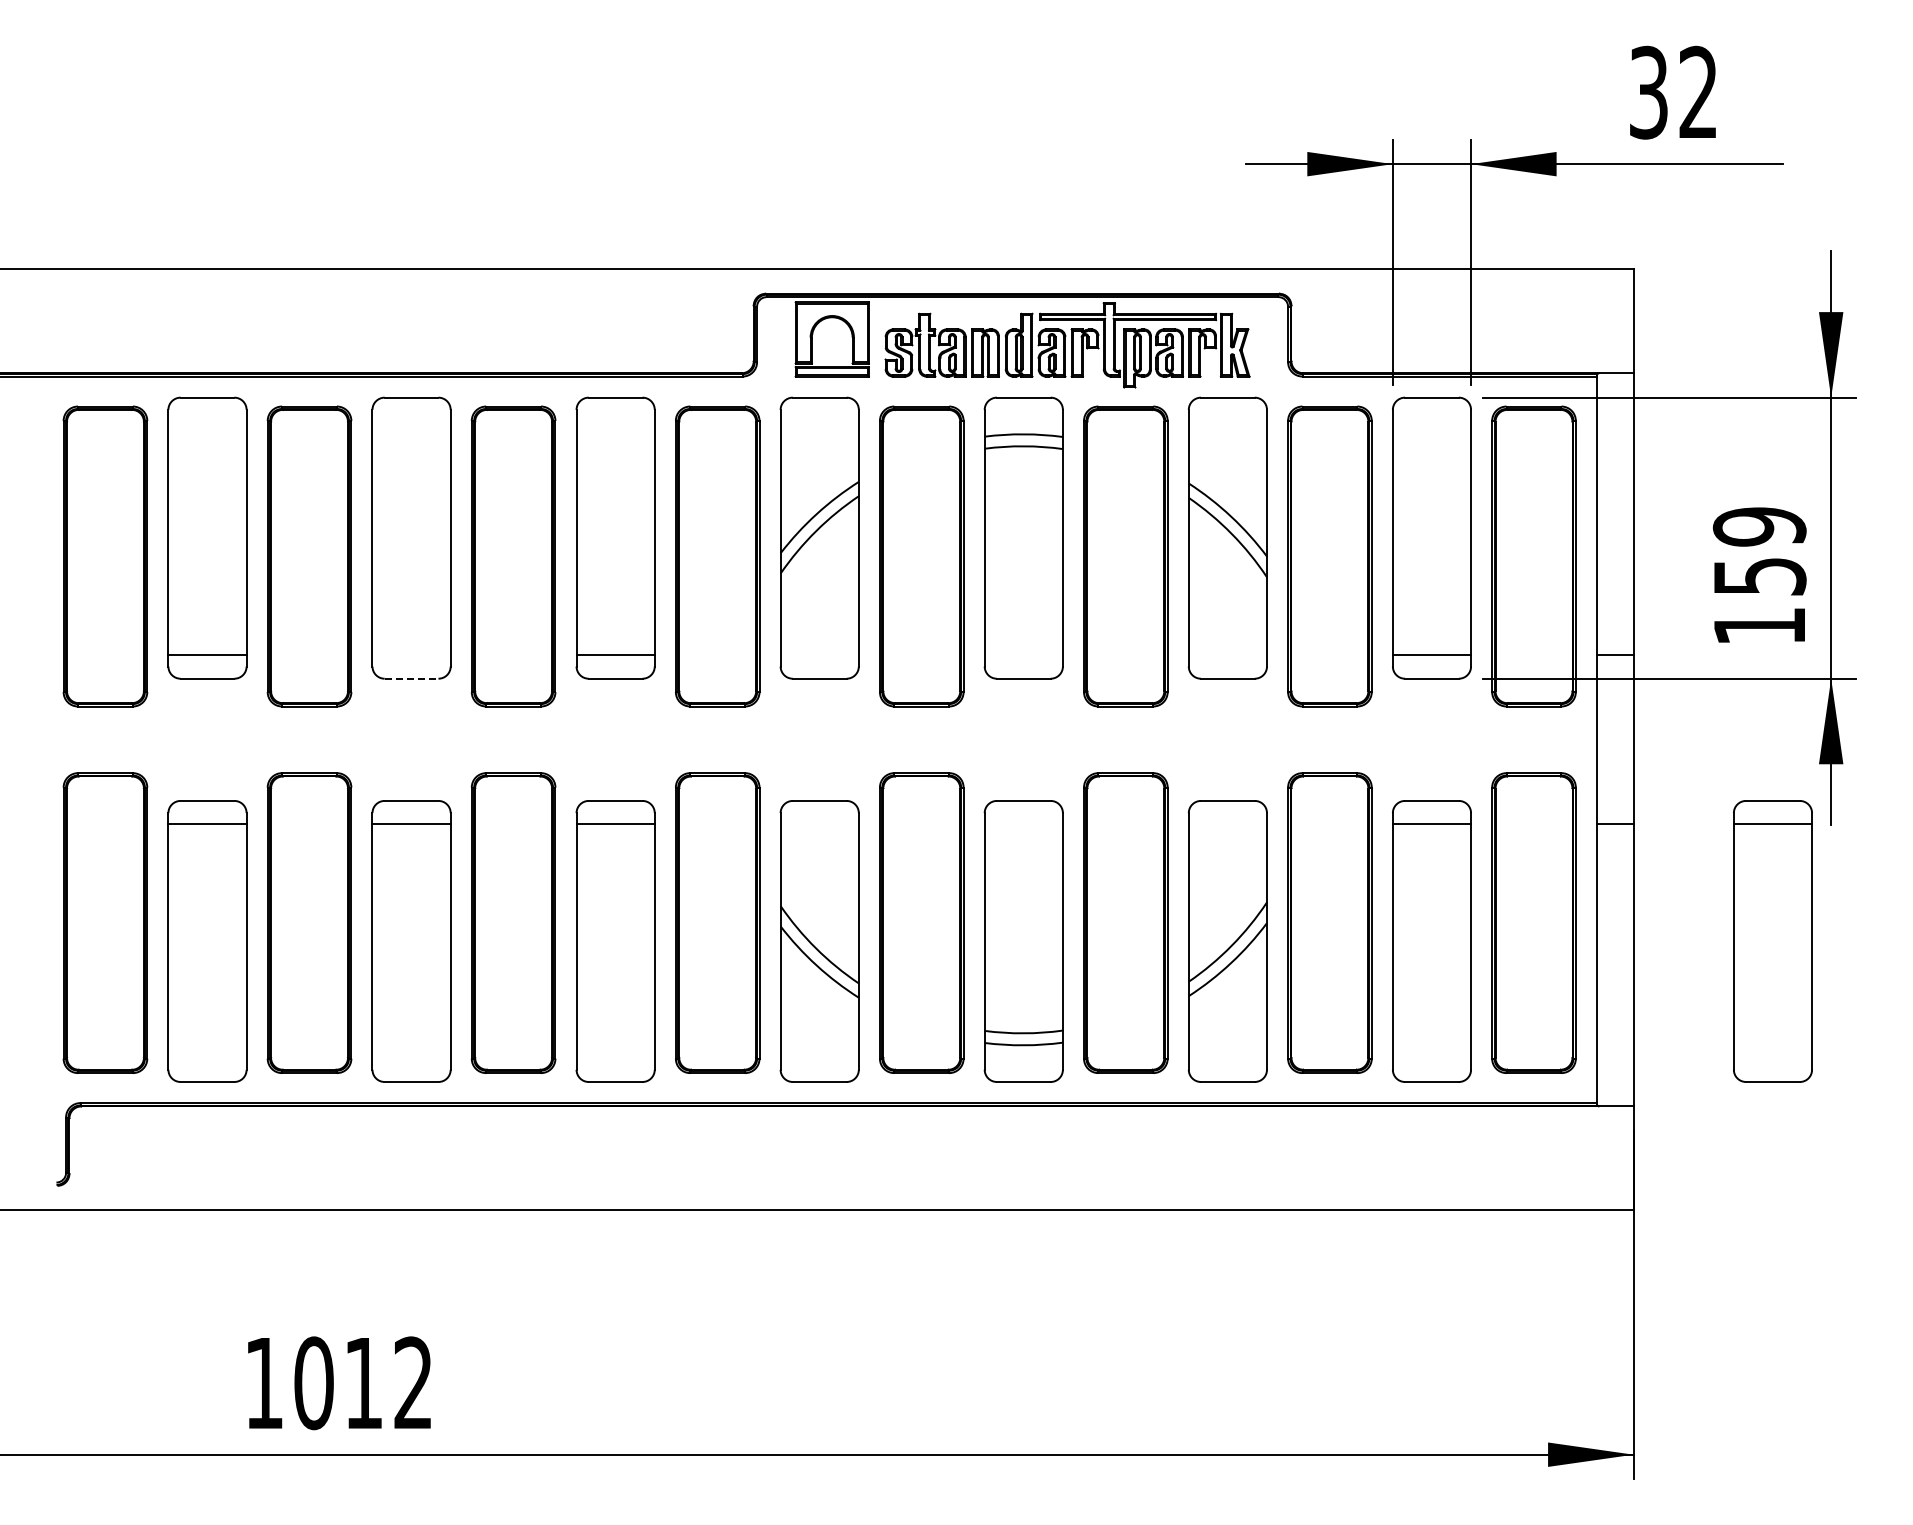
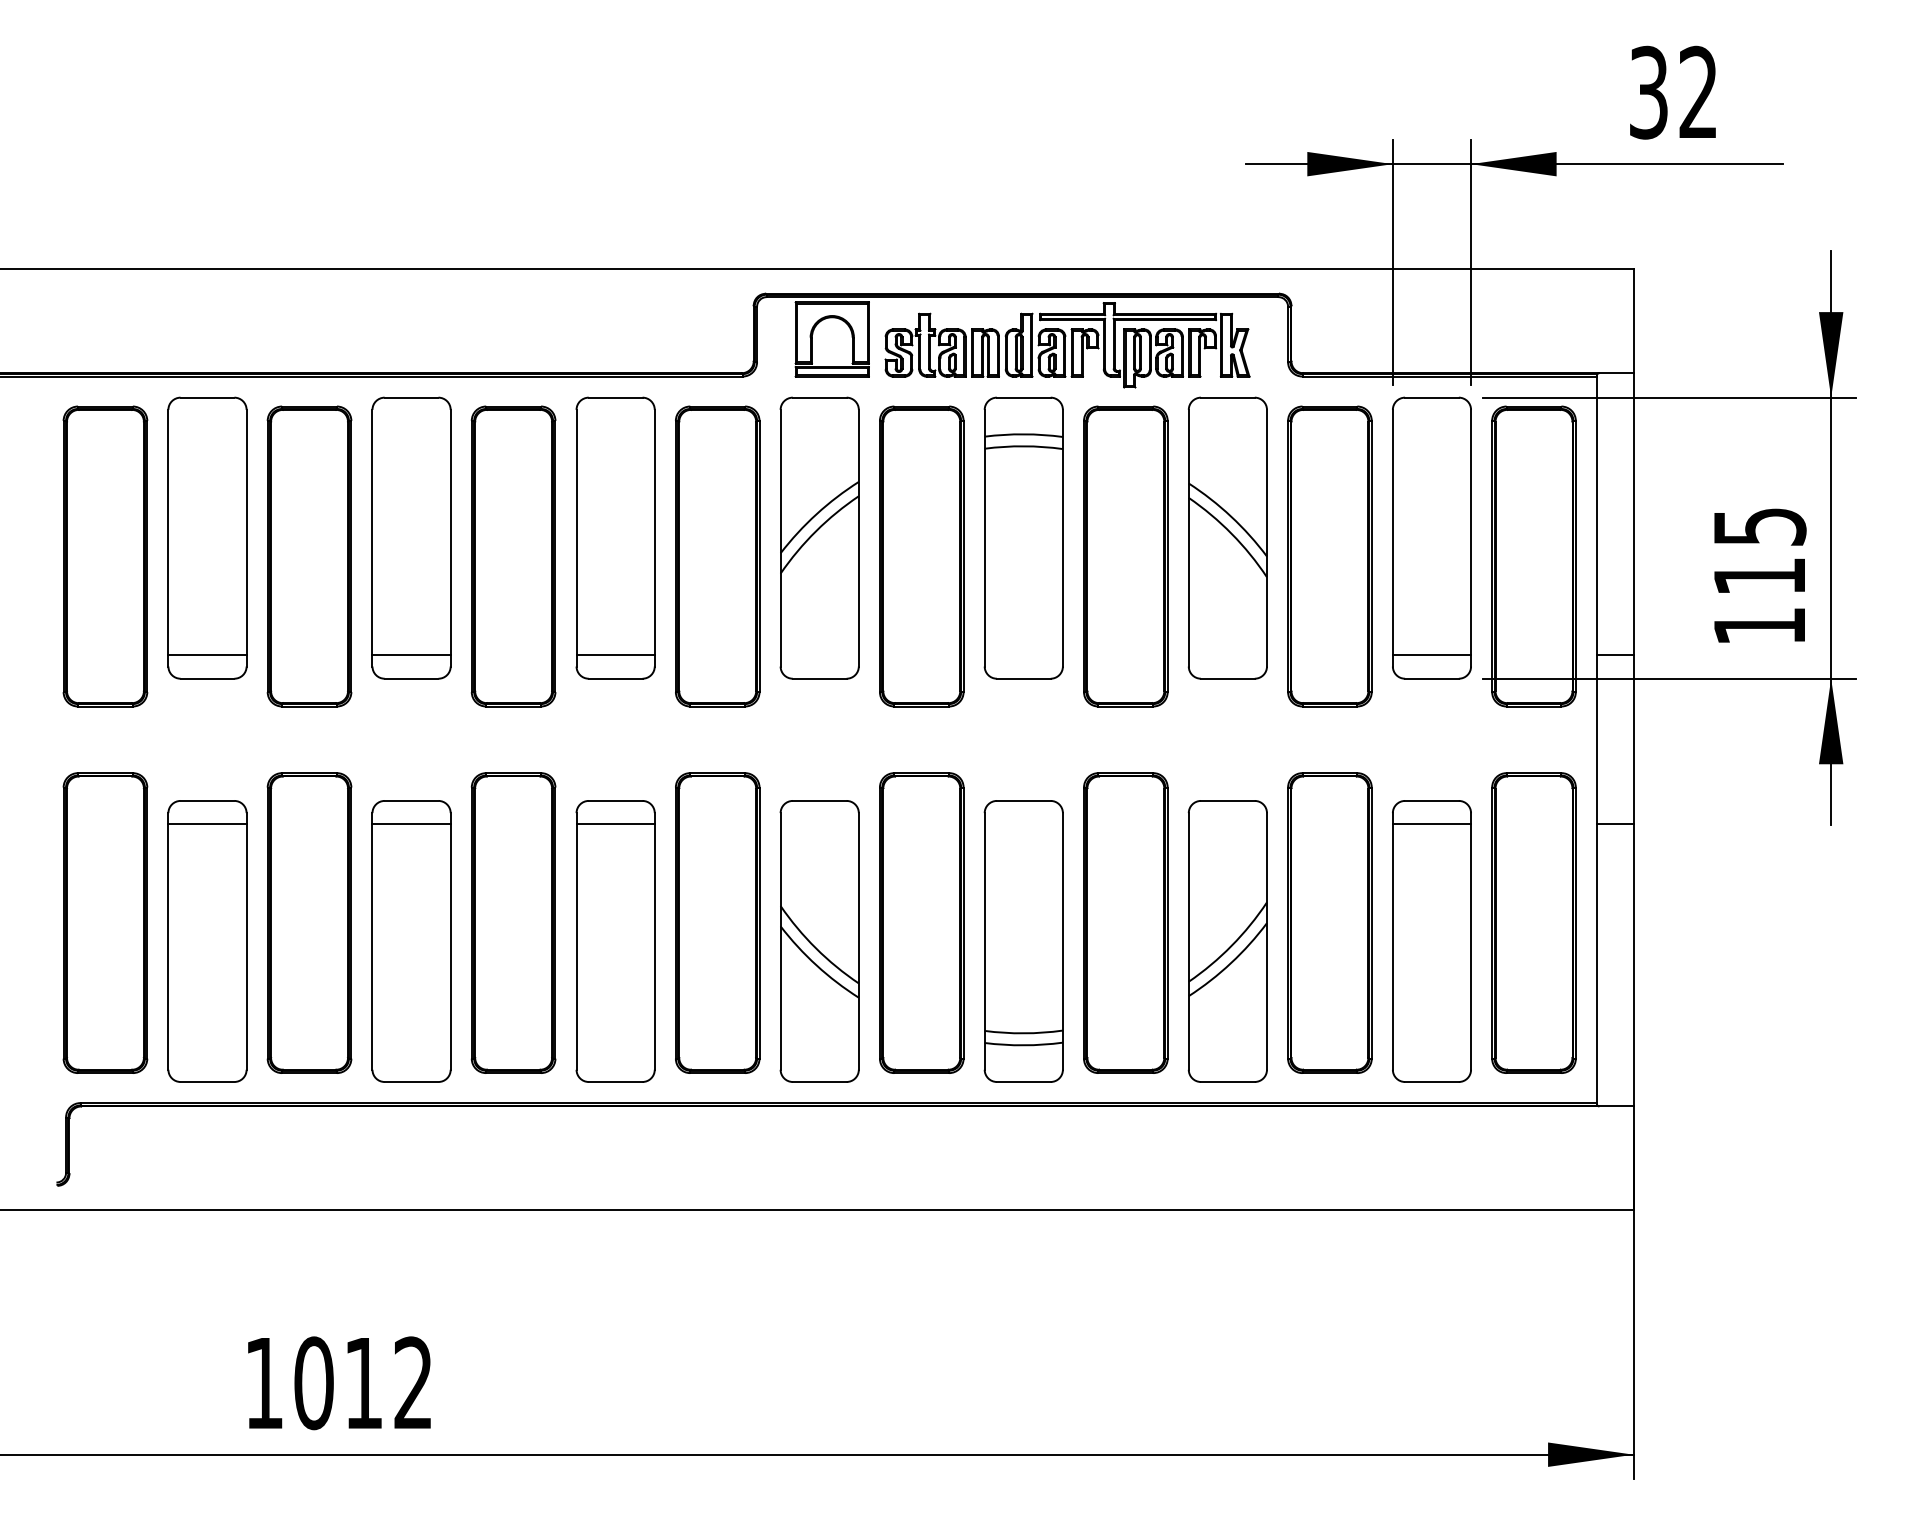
text: 159 -> 115 (1759, 551)
line: none -> present (411, 655)
line: dashed -> solid (411, 678)
part: present -> none (1772, 941)
